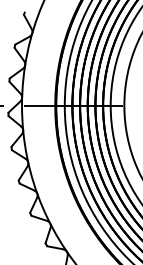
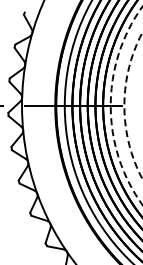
circle: solid -> dashed (126, 105)
circle: solid -> dashed (133, 105)
